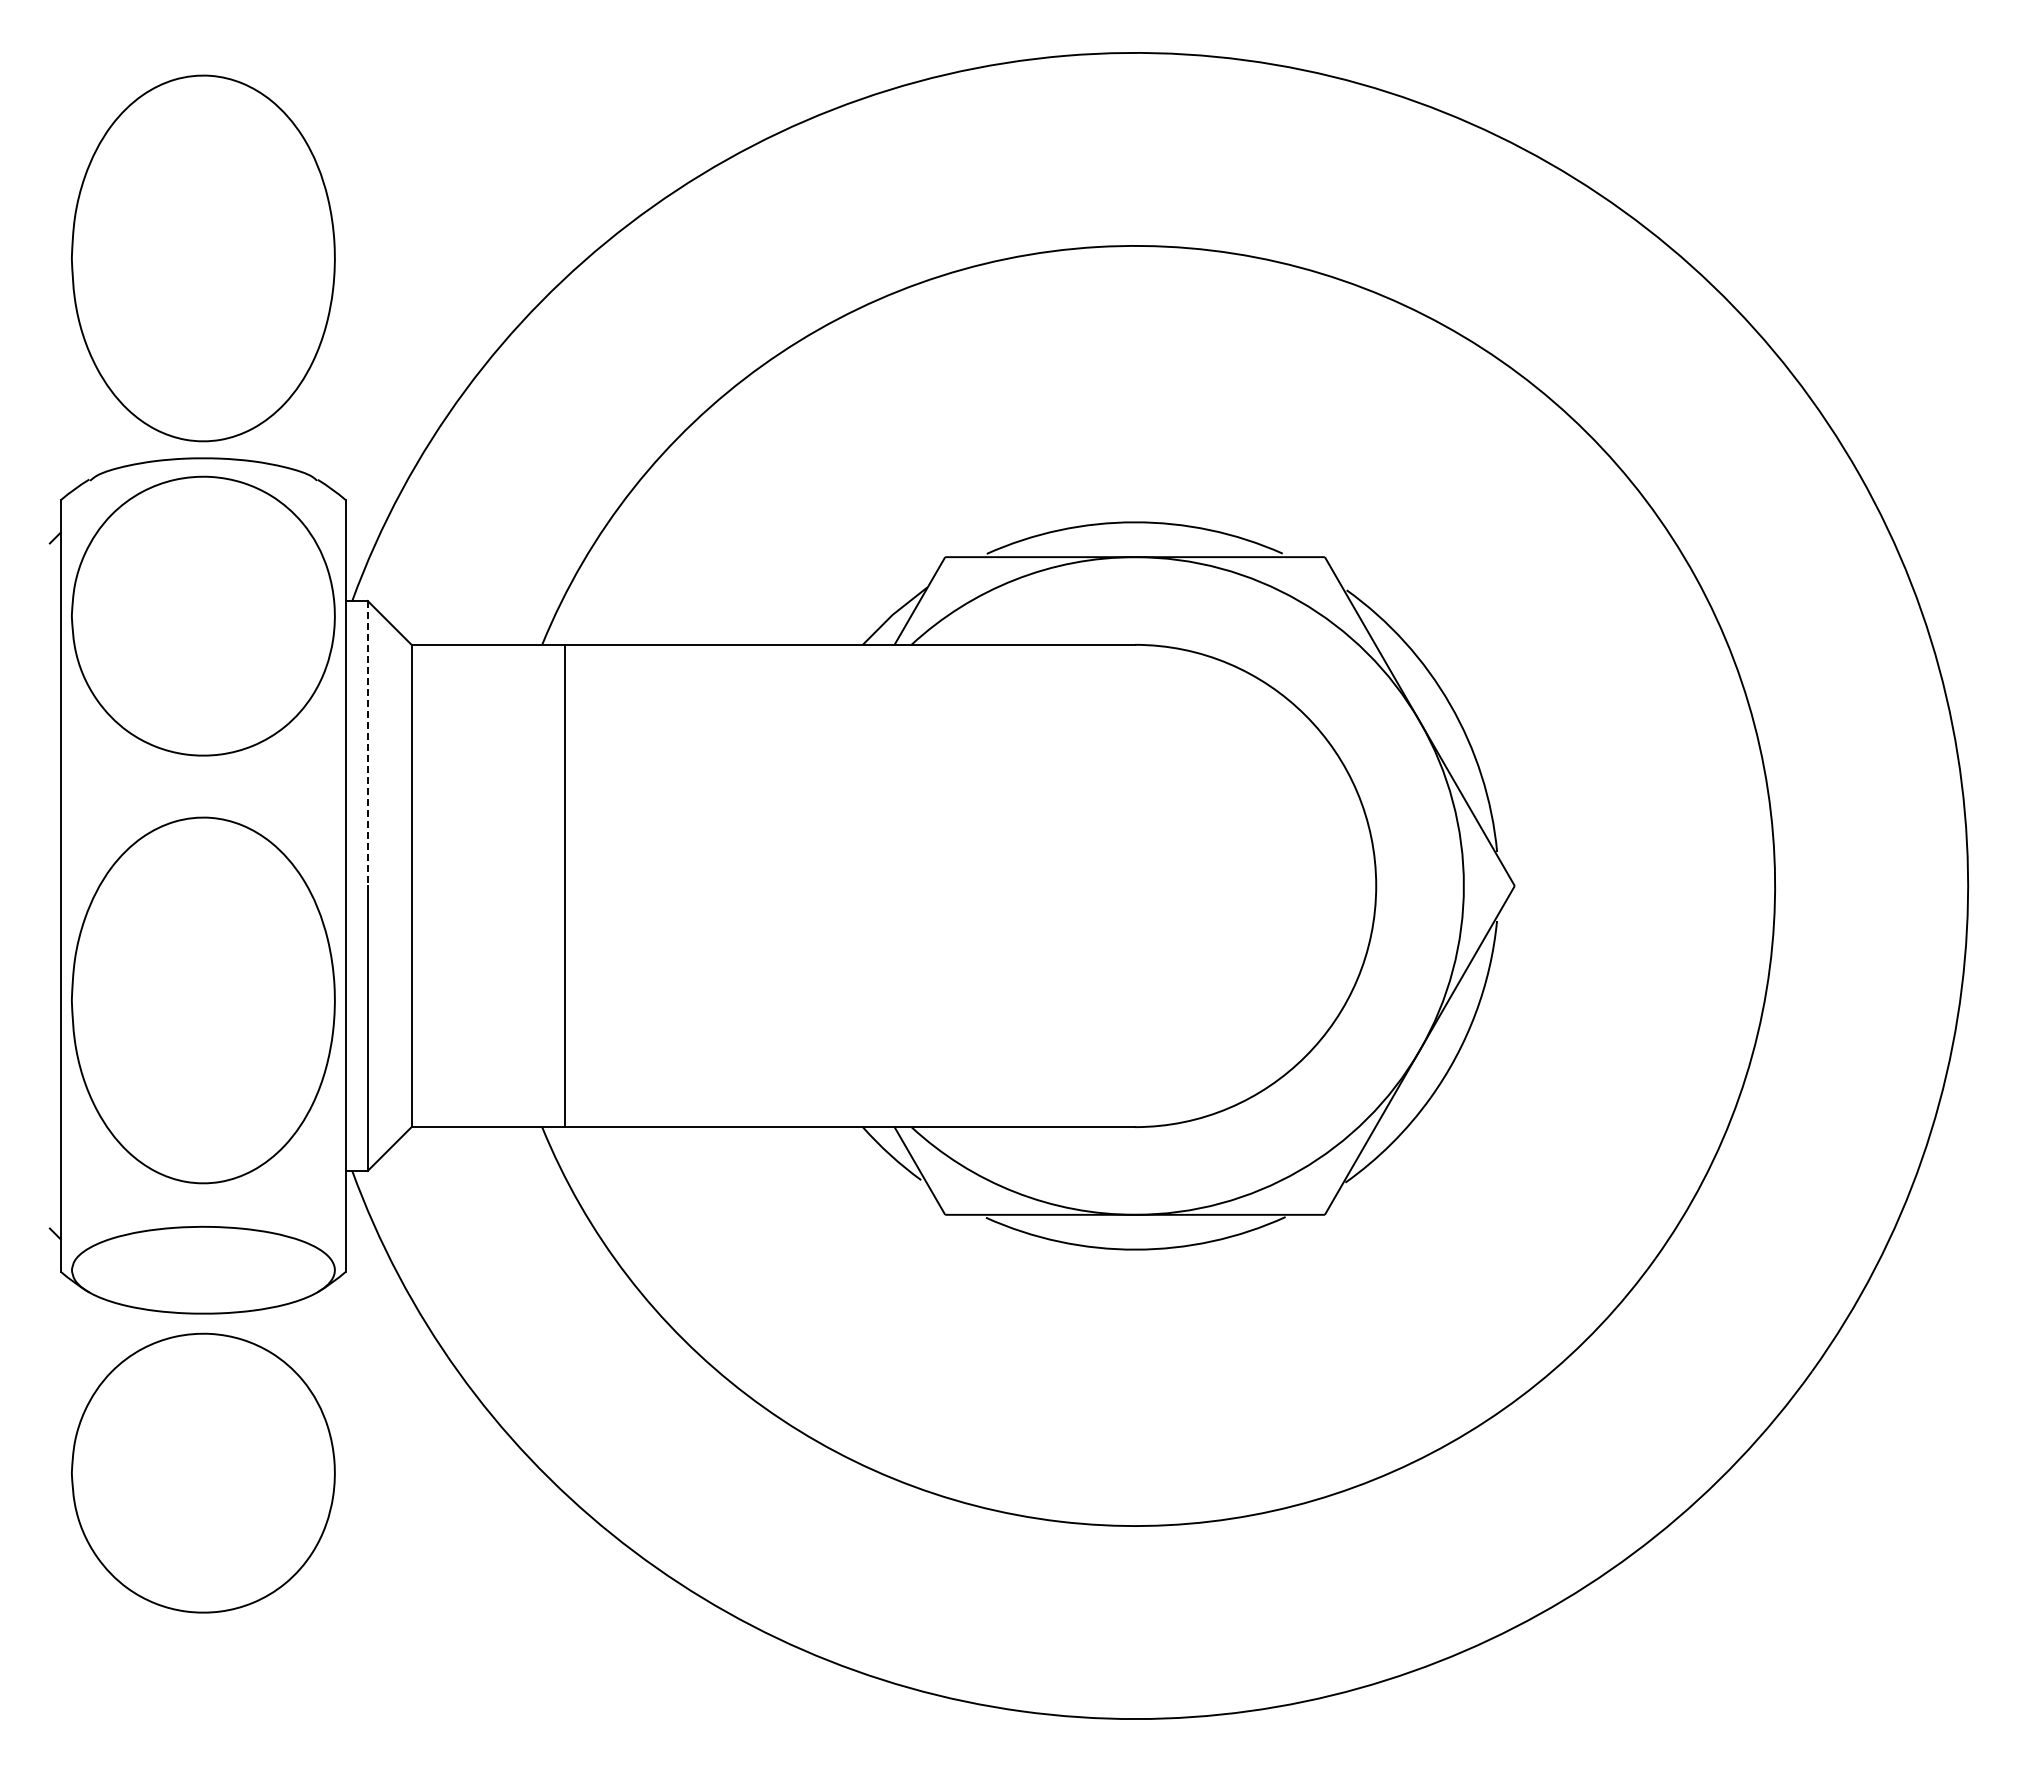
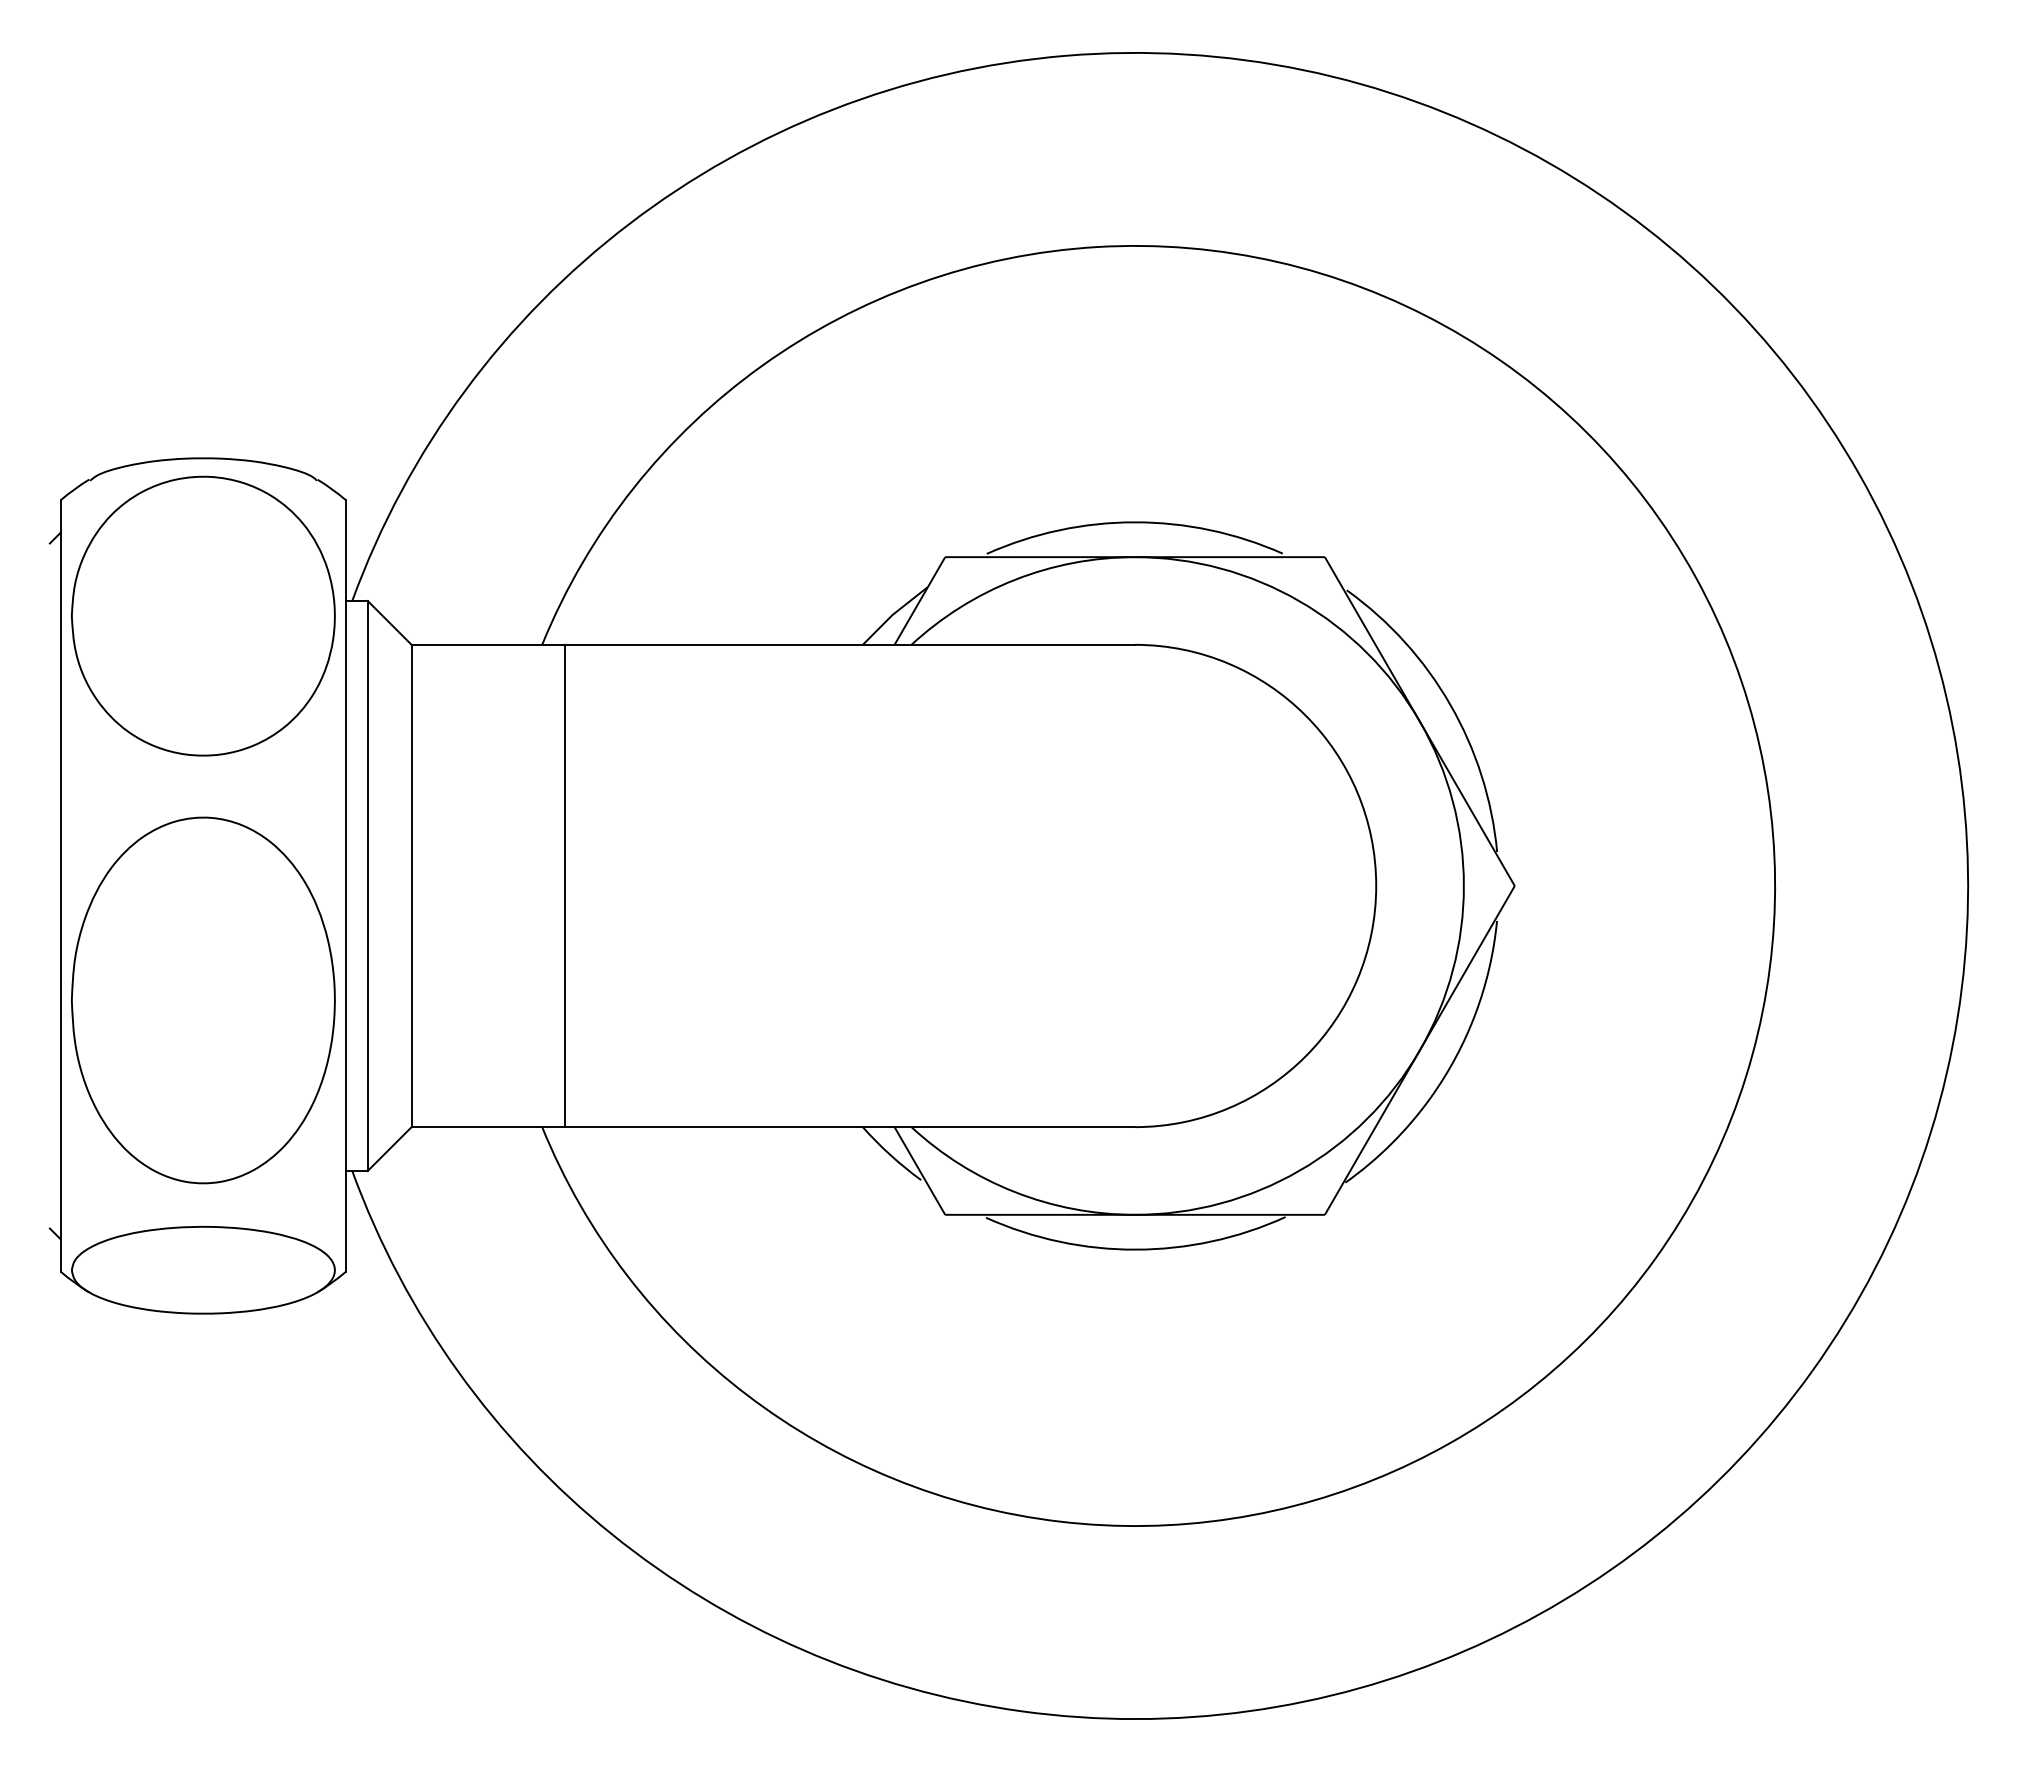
part: present -> none (203, 258)
line: dashed -> solid (367, 744)
part: present -> none (203, 1472)
